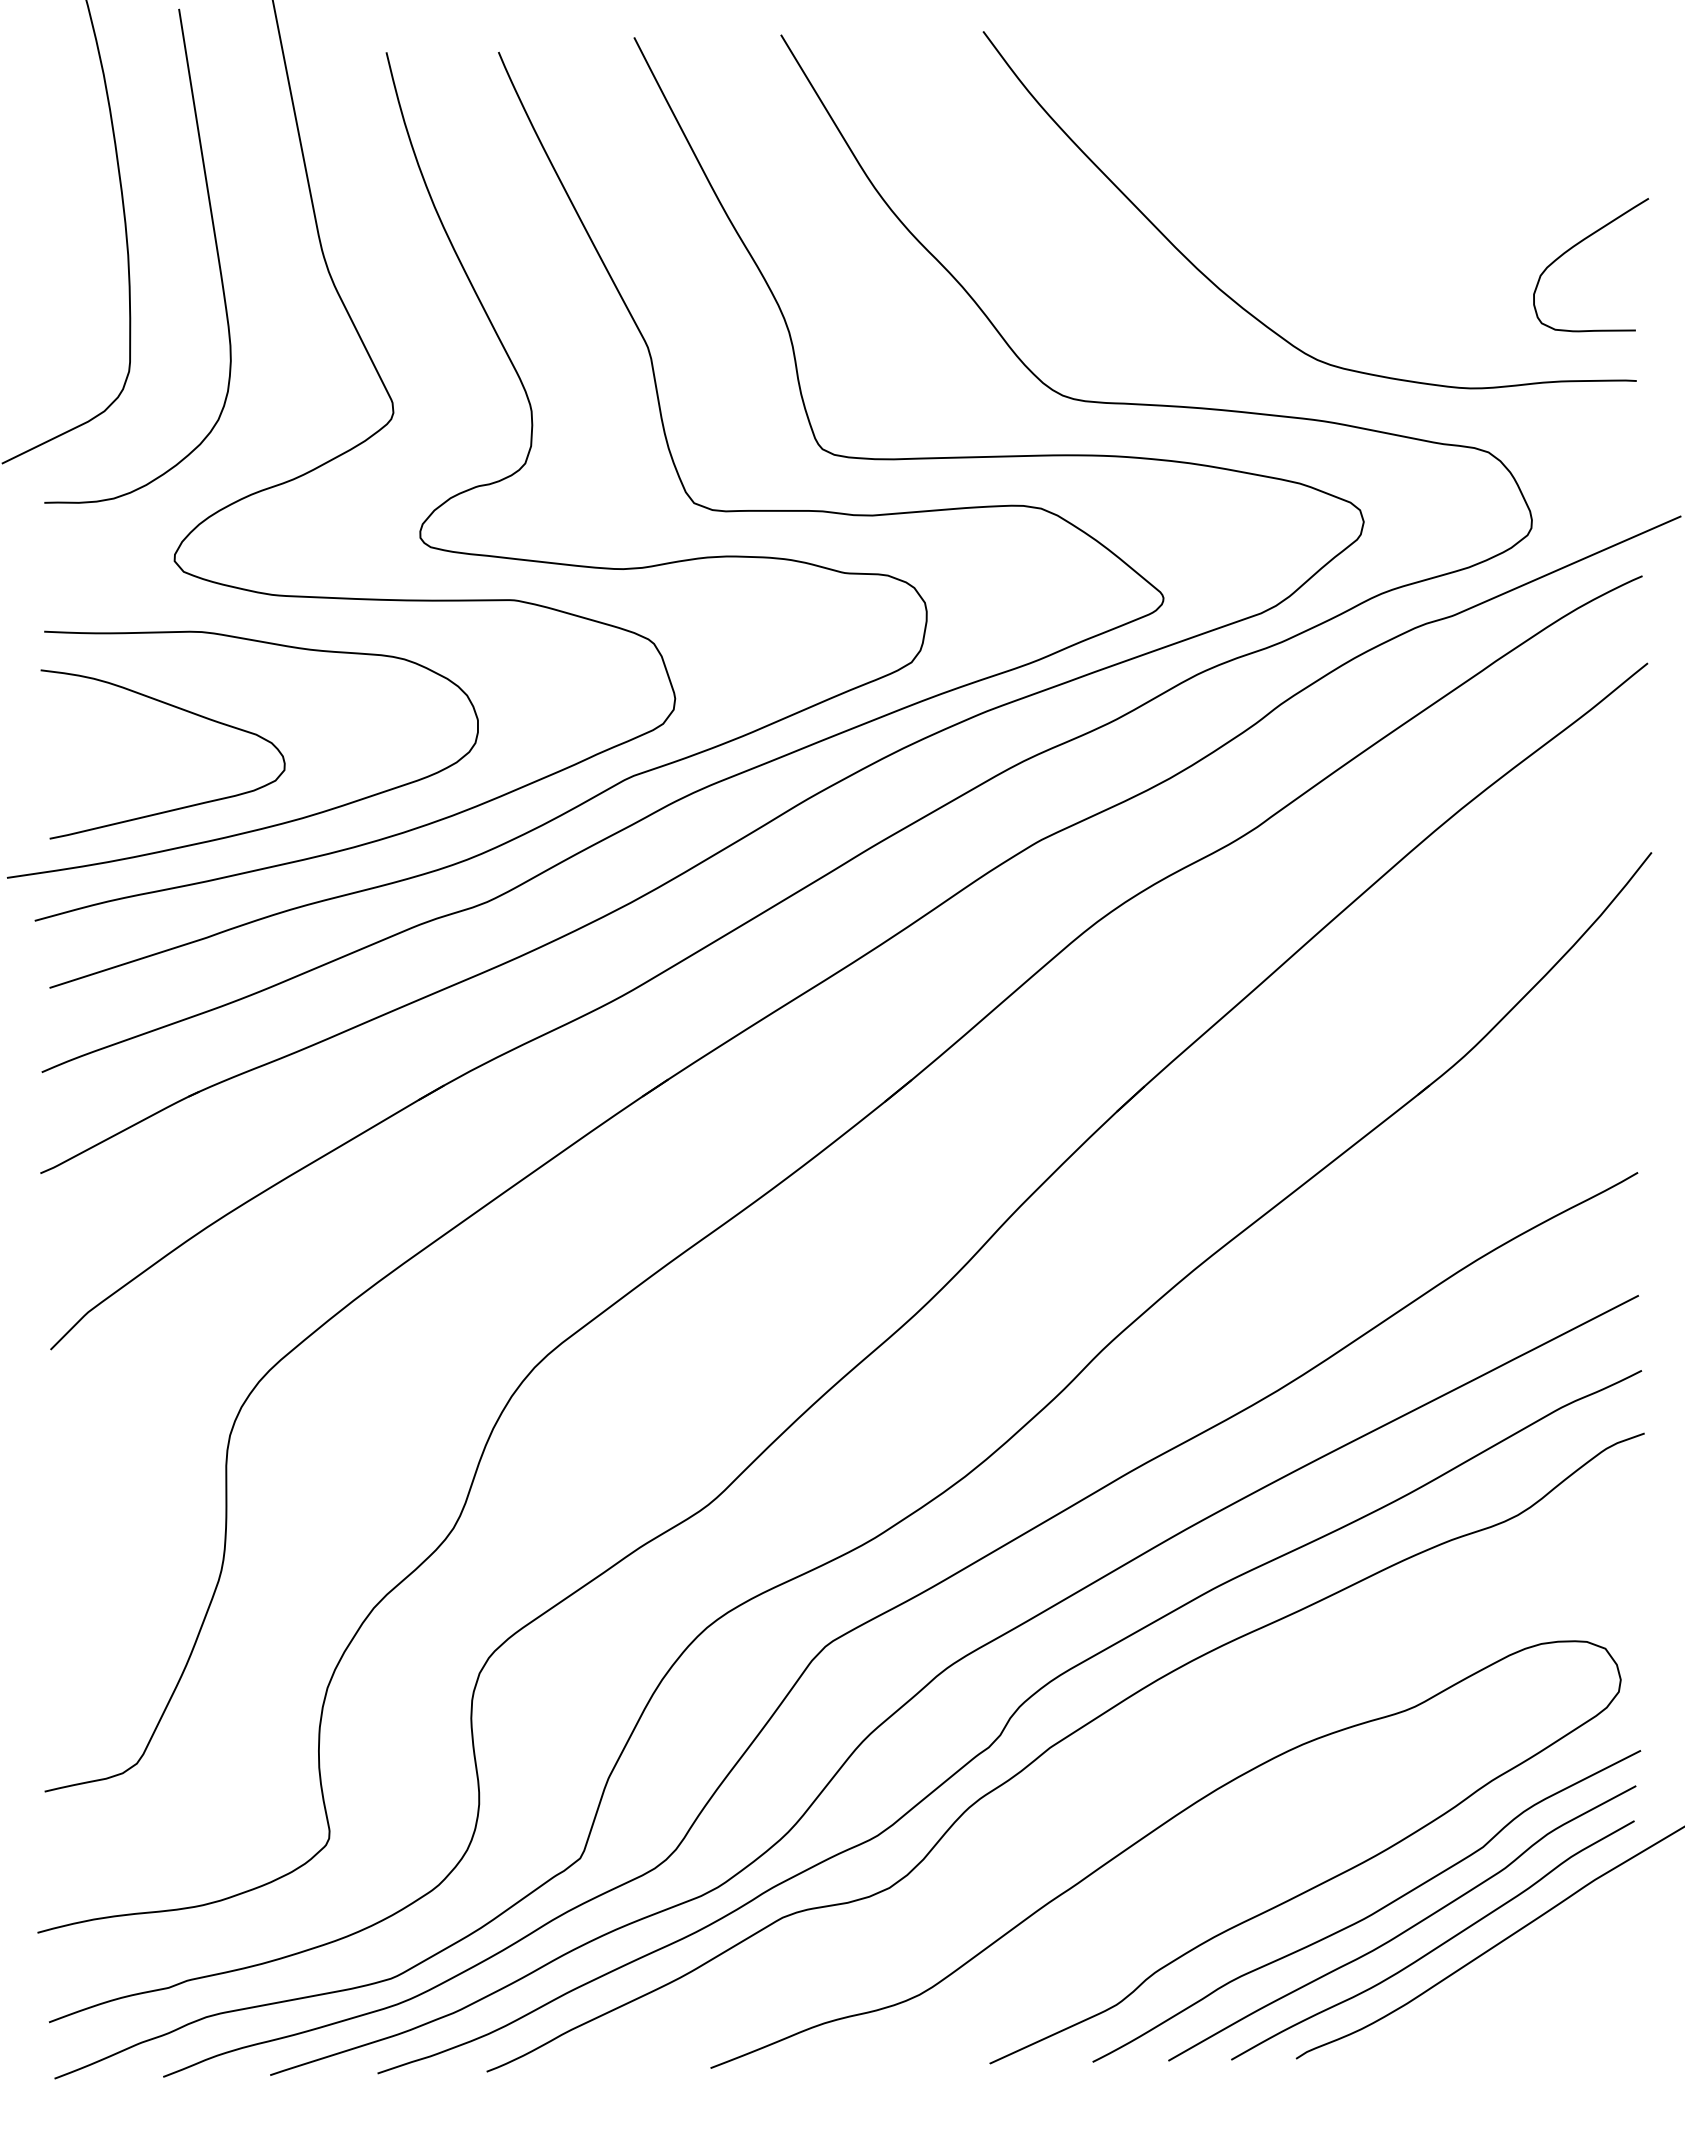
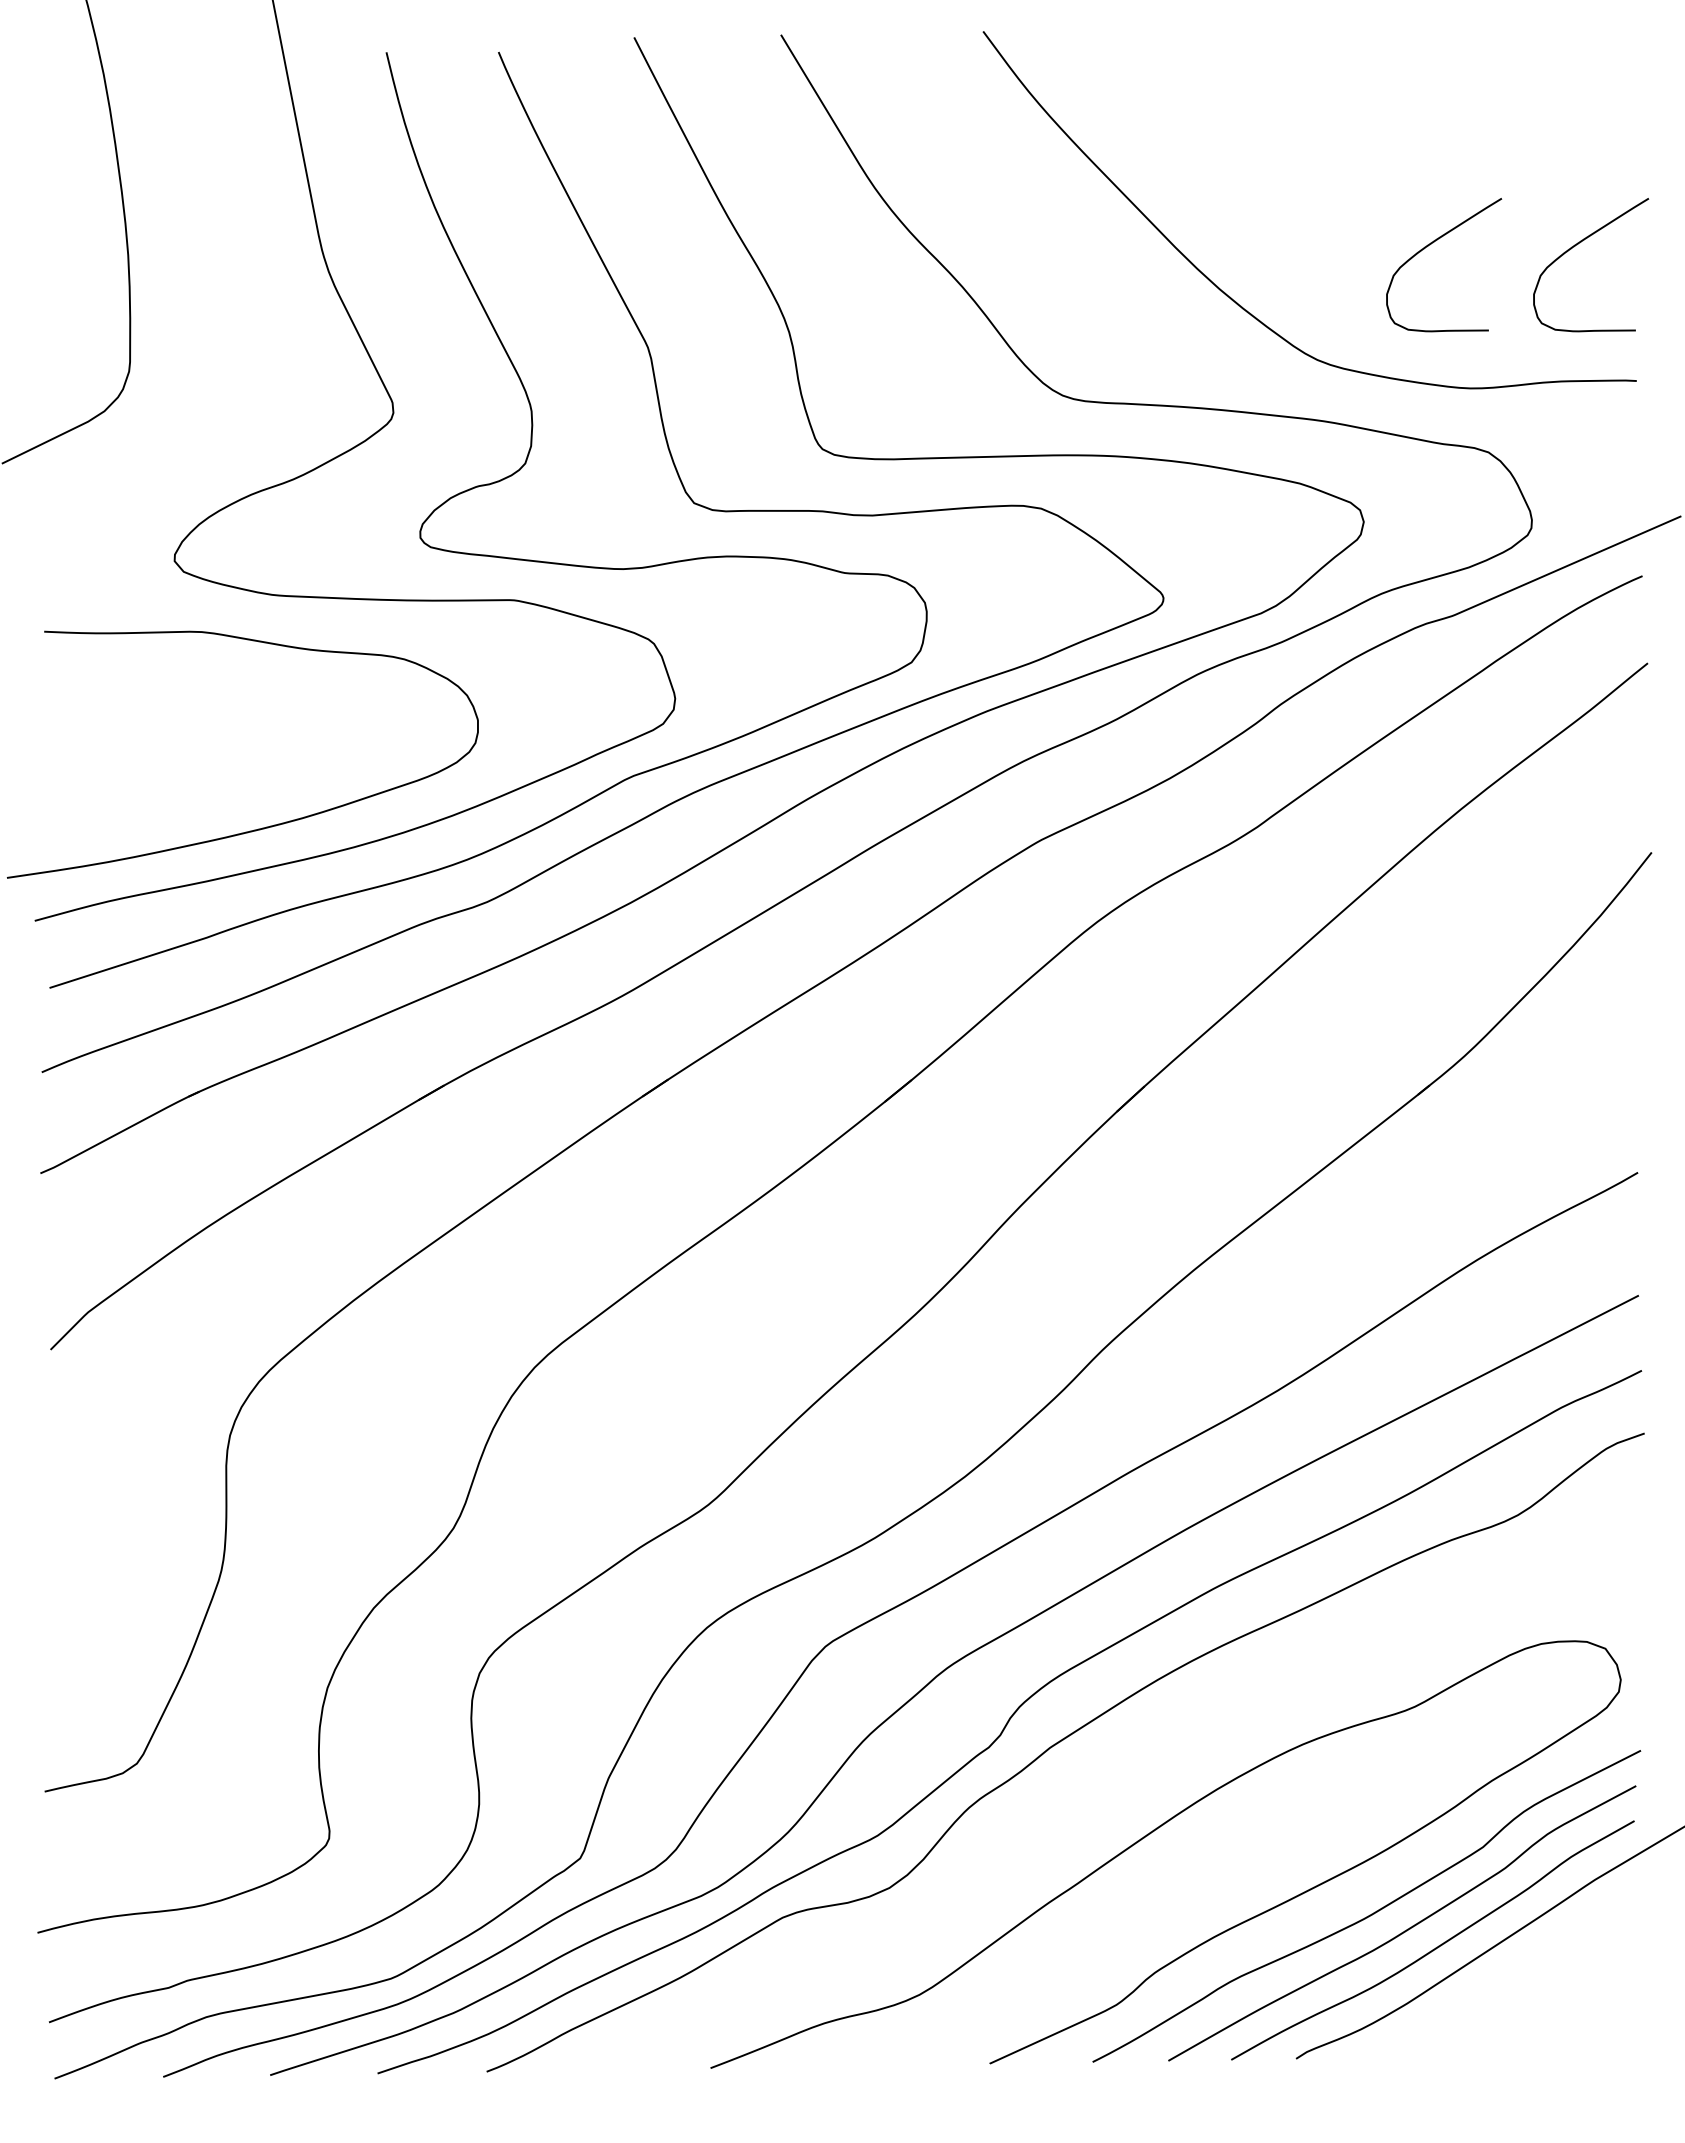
curve: present -> none (214, 240)
curve: none -> present (1431, 244)
curve: present -> none (176, 708)
